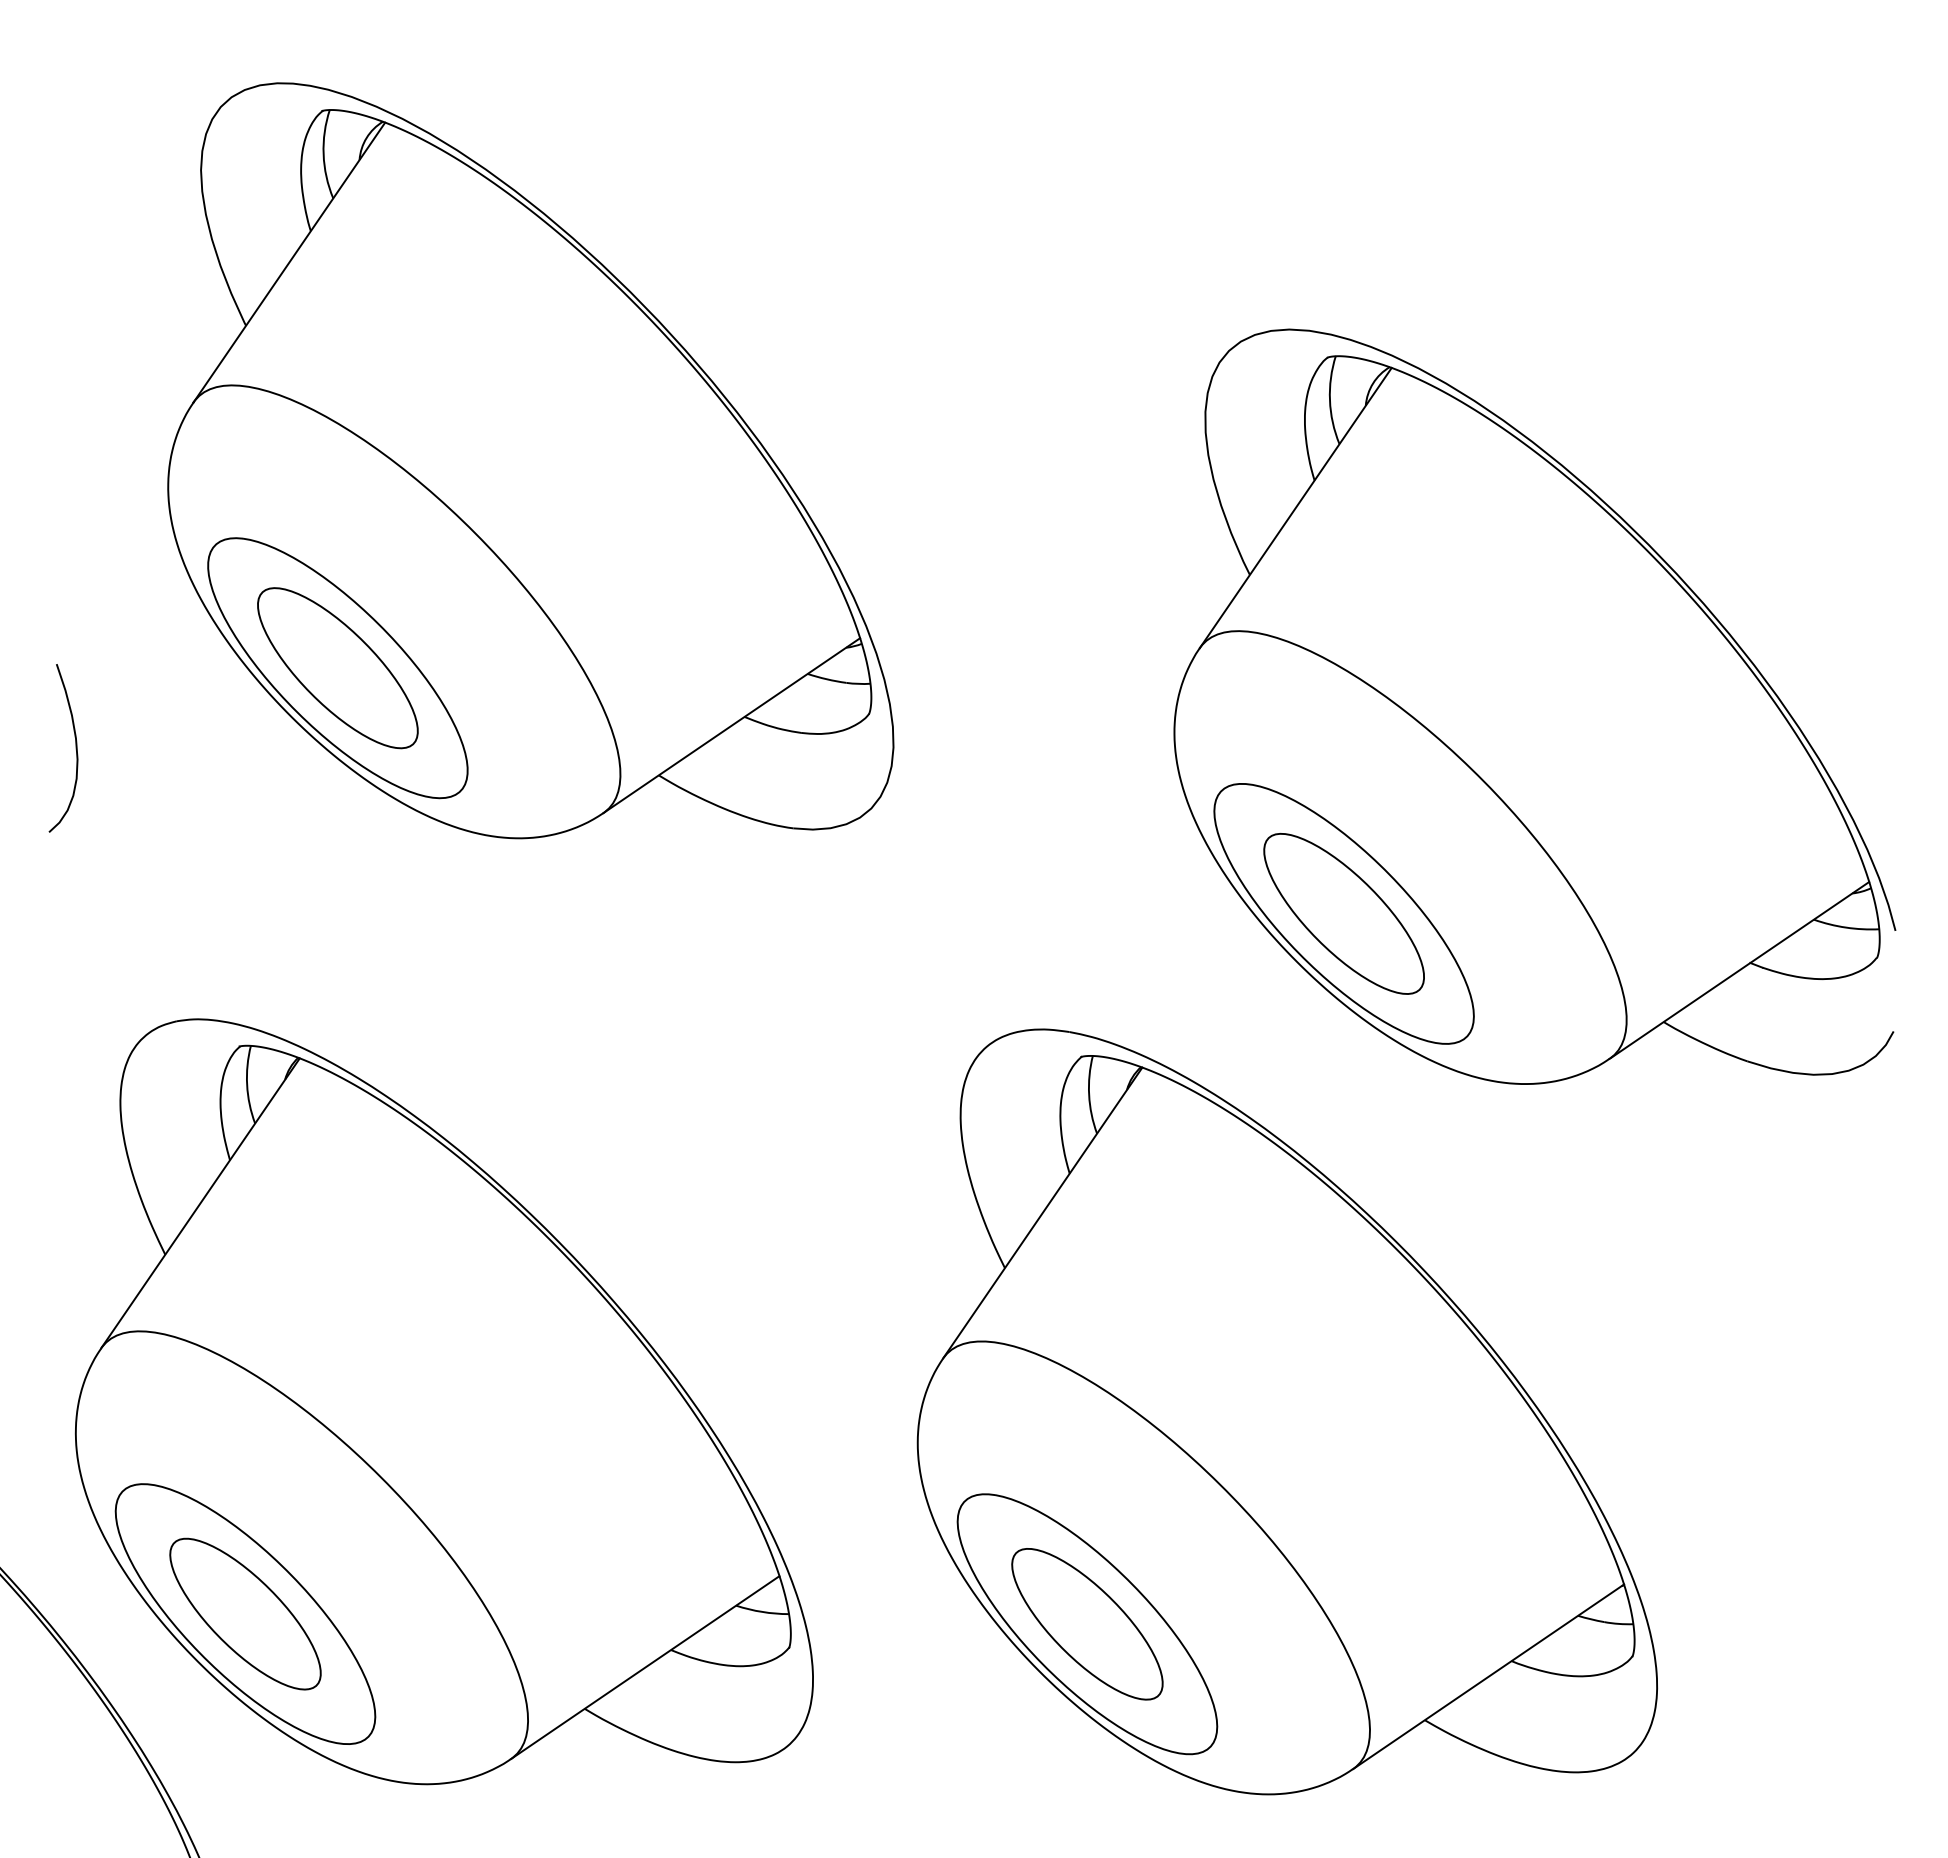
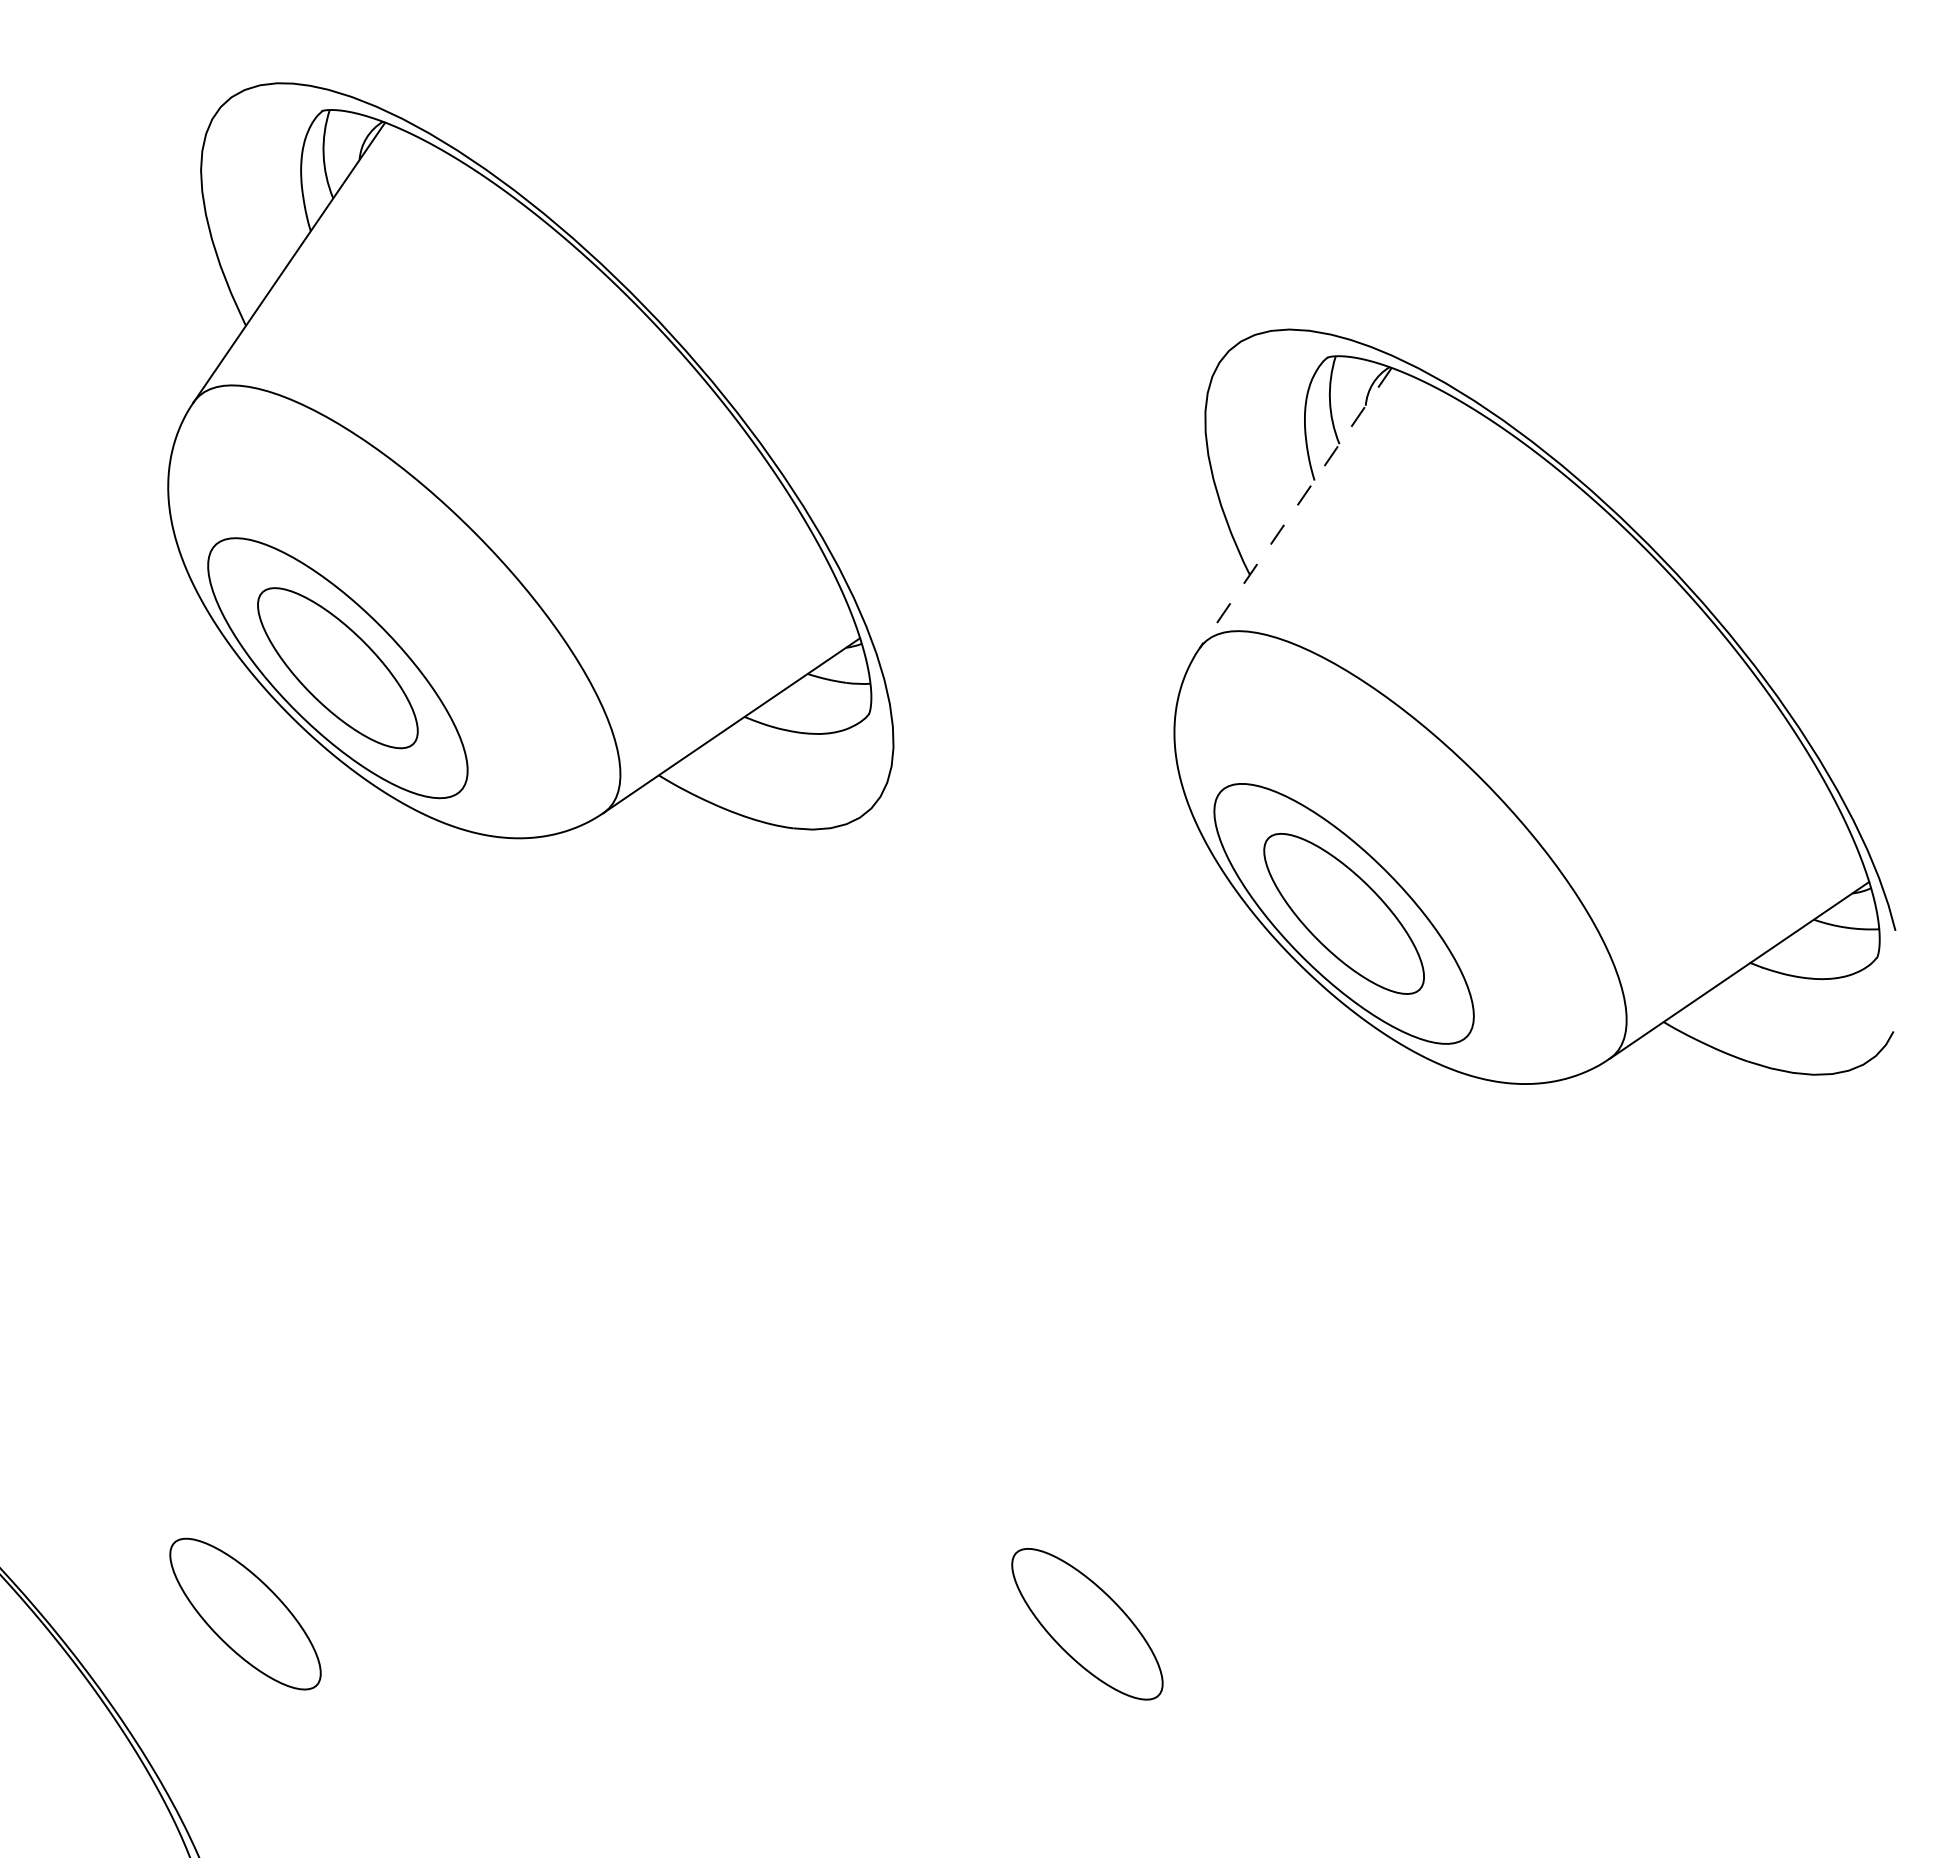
line: solid -> dashed (1295, 507)
curve: present -> none (75, 748)
part: present -> none (443, 1401)
part: present -> none (1286, 1411)
